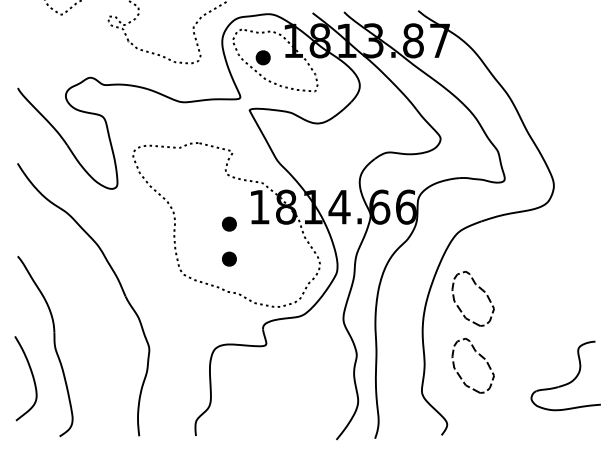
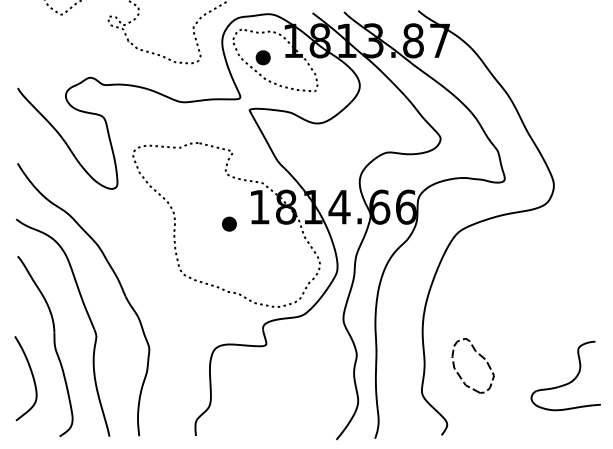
part: present -> none (229, 258)
part: present -> none (480, 289)
part: none -> present (88, 318)
